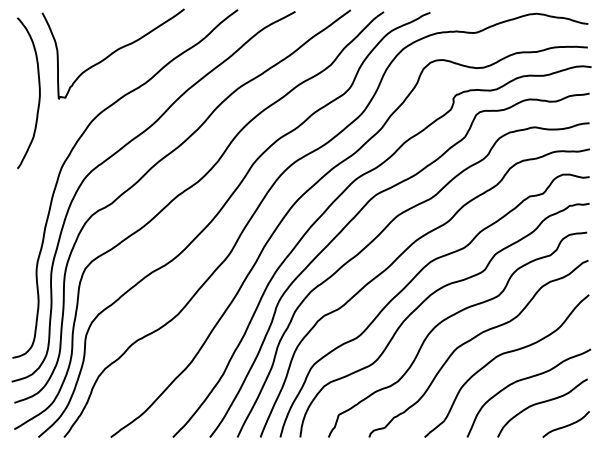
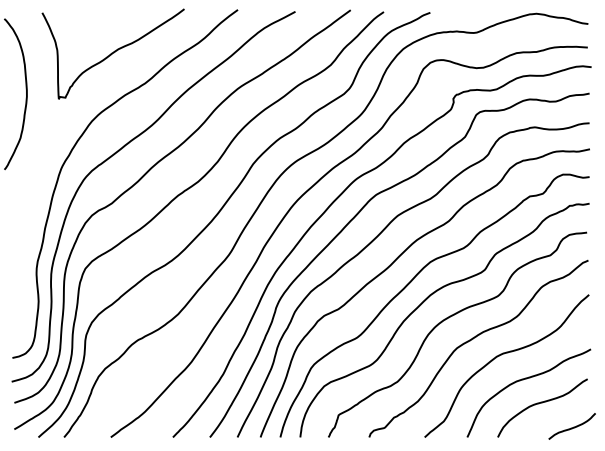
curve position: (38, 97) -> (25, 98) (25, 98)
curve position: (565, 425) -> (571, 427) (571, 427)
